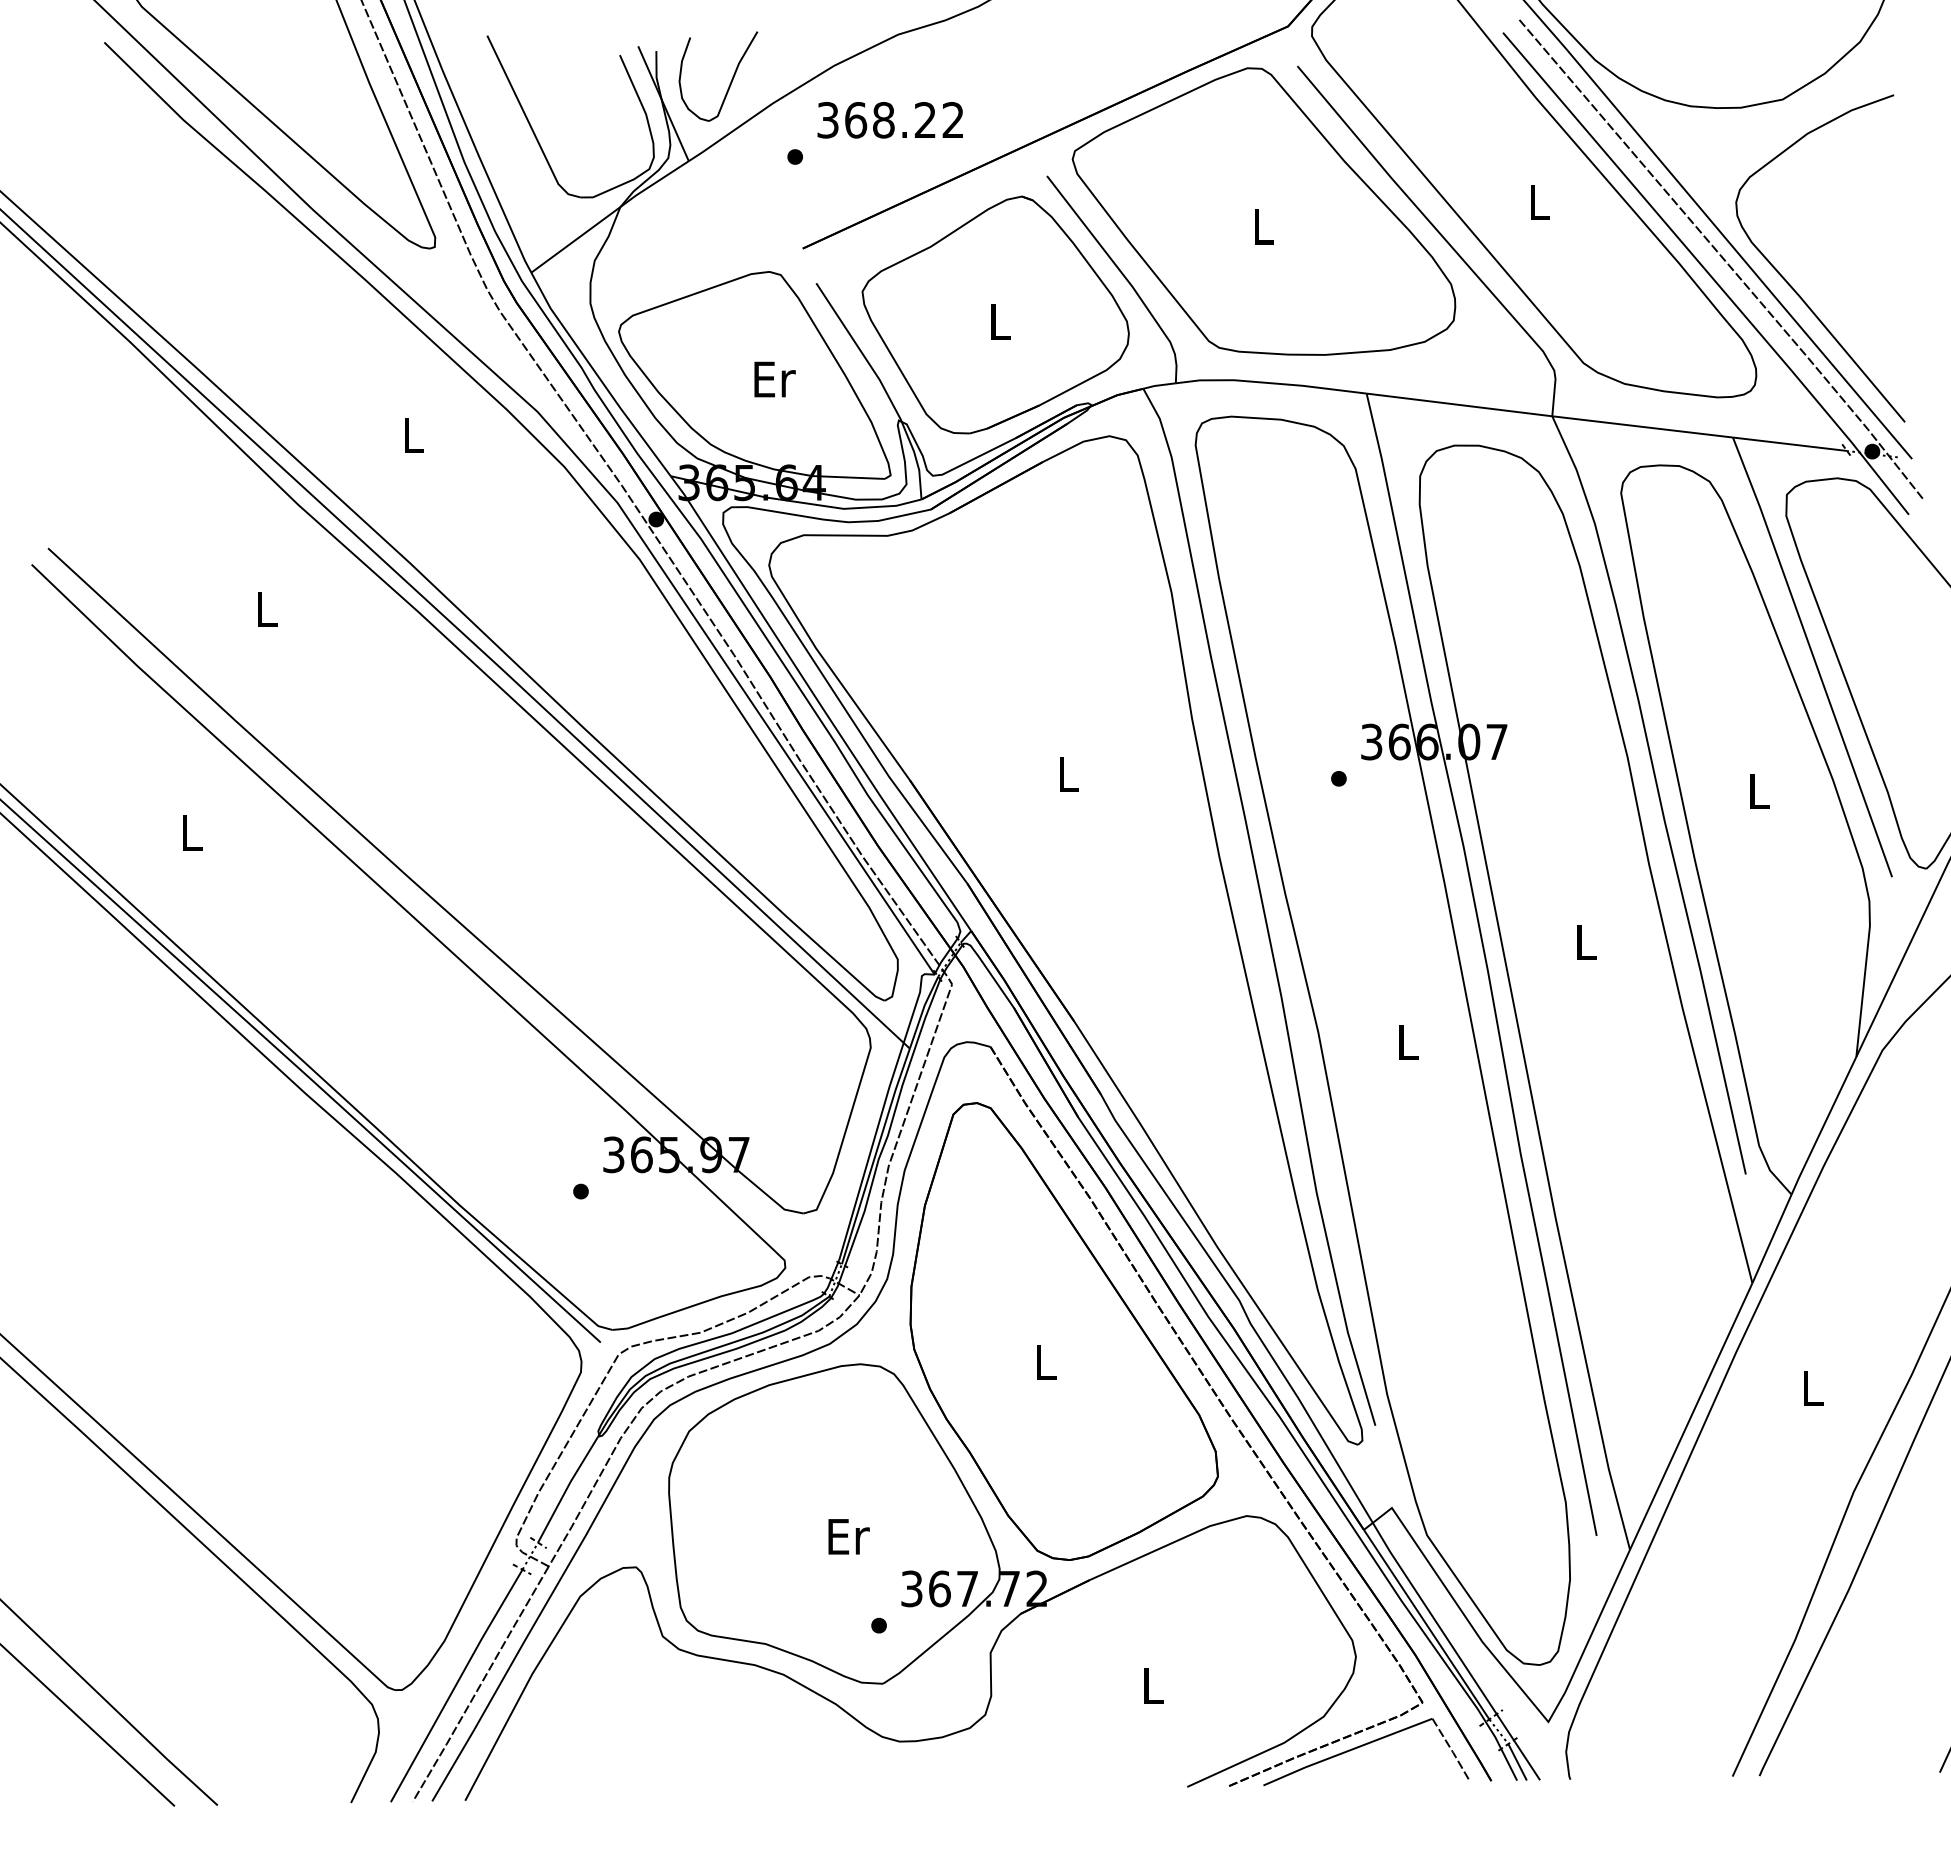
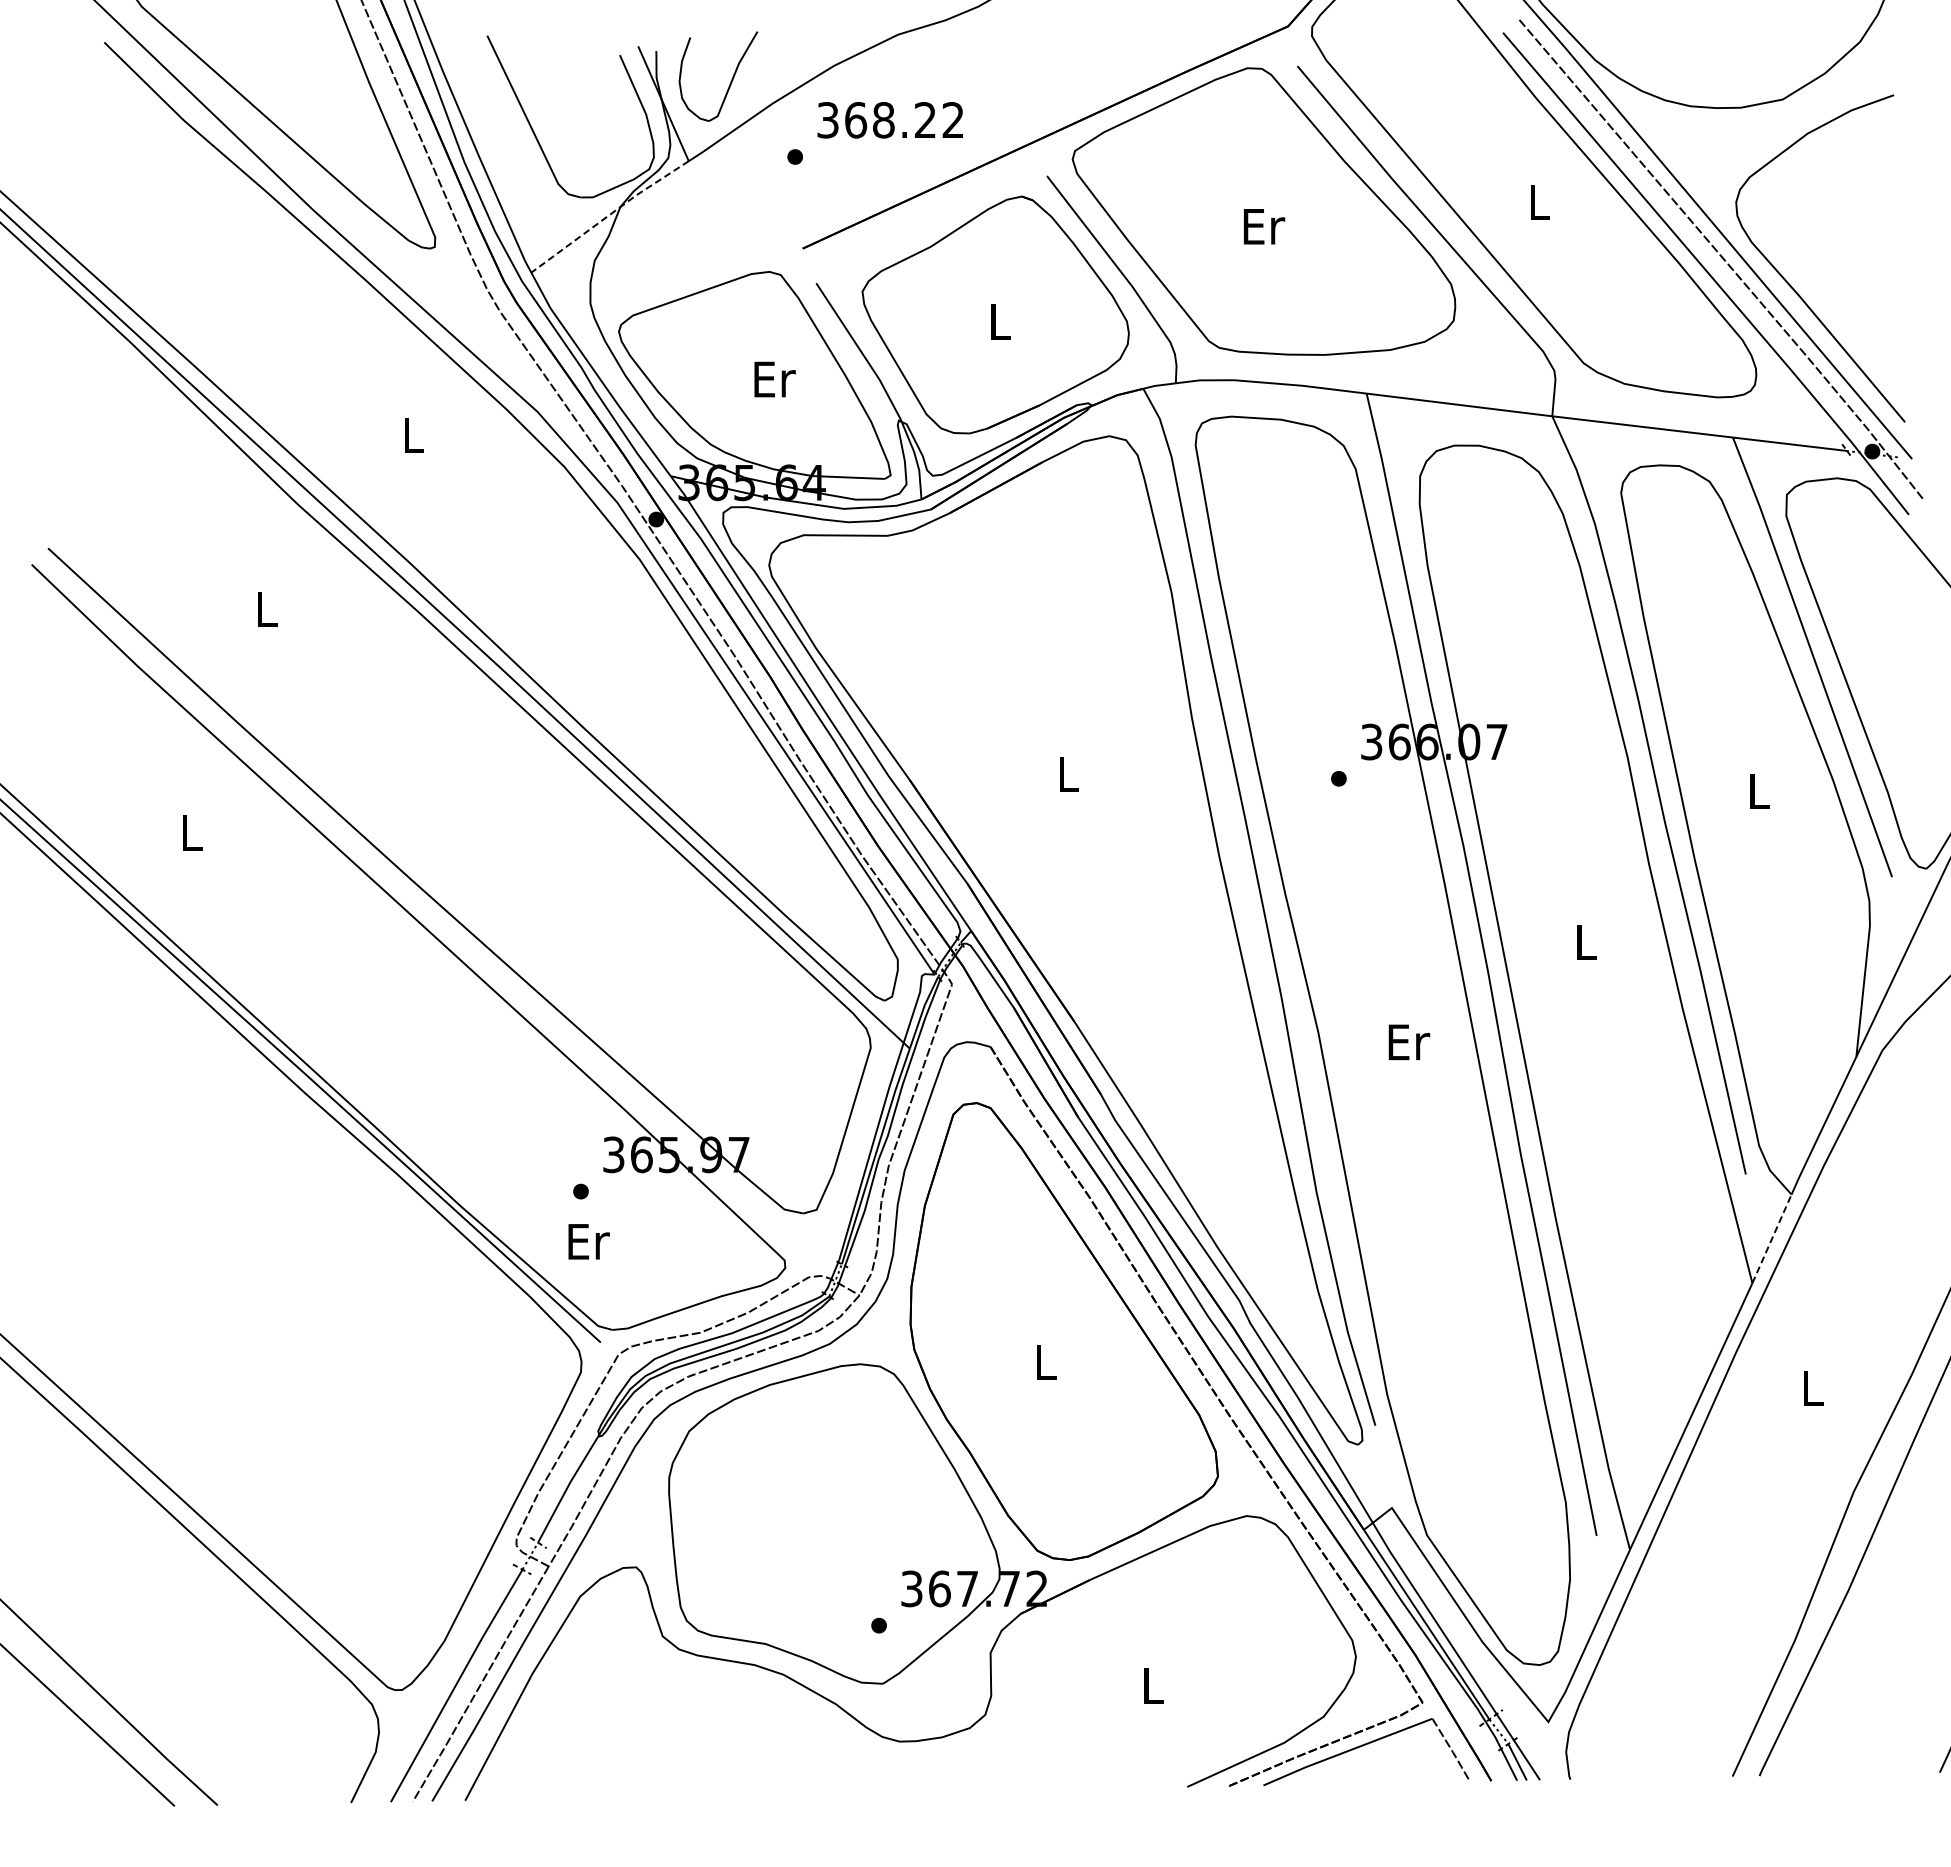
line: solid -> dashed (608, 215)
text: L -> Er (1264, 226)
text: L -> Er (1409, 1042)
line: solid -> dashed (1772, 1238)
text position: (848, 1536) -> (588, 1241) (588, 1241)
